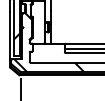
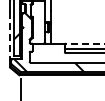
line: solid -> dashed (9, 36)
line: solid -> dashed (84, 43)
